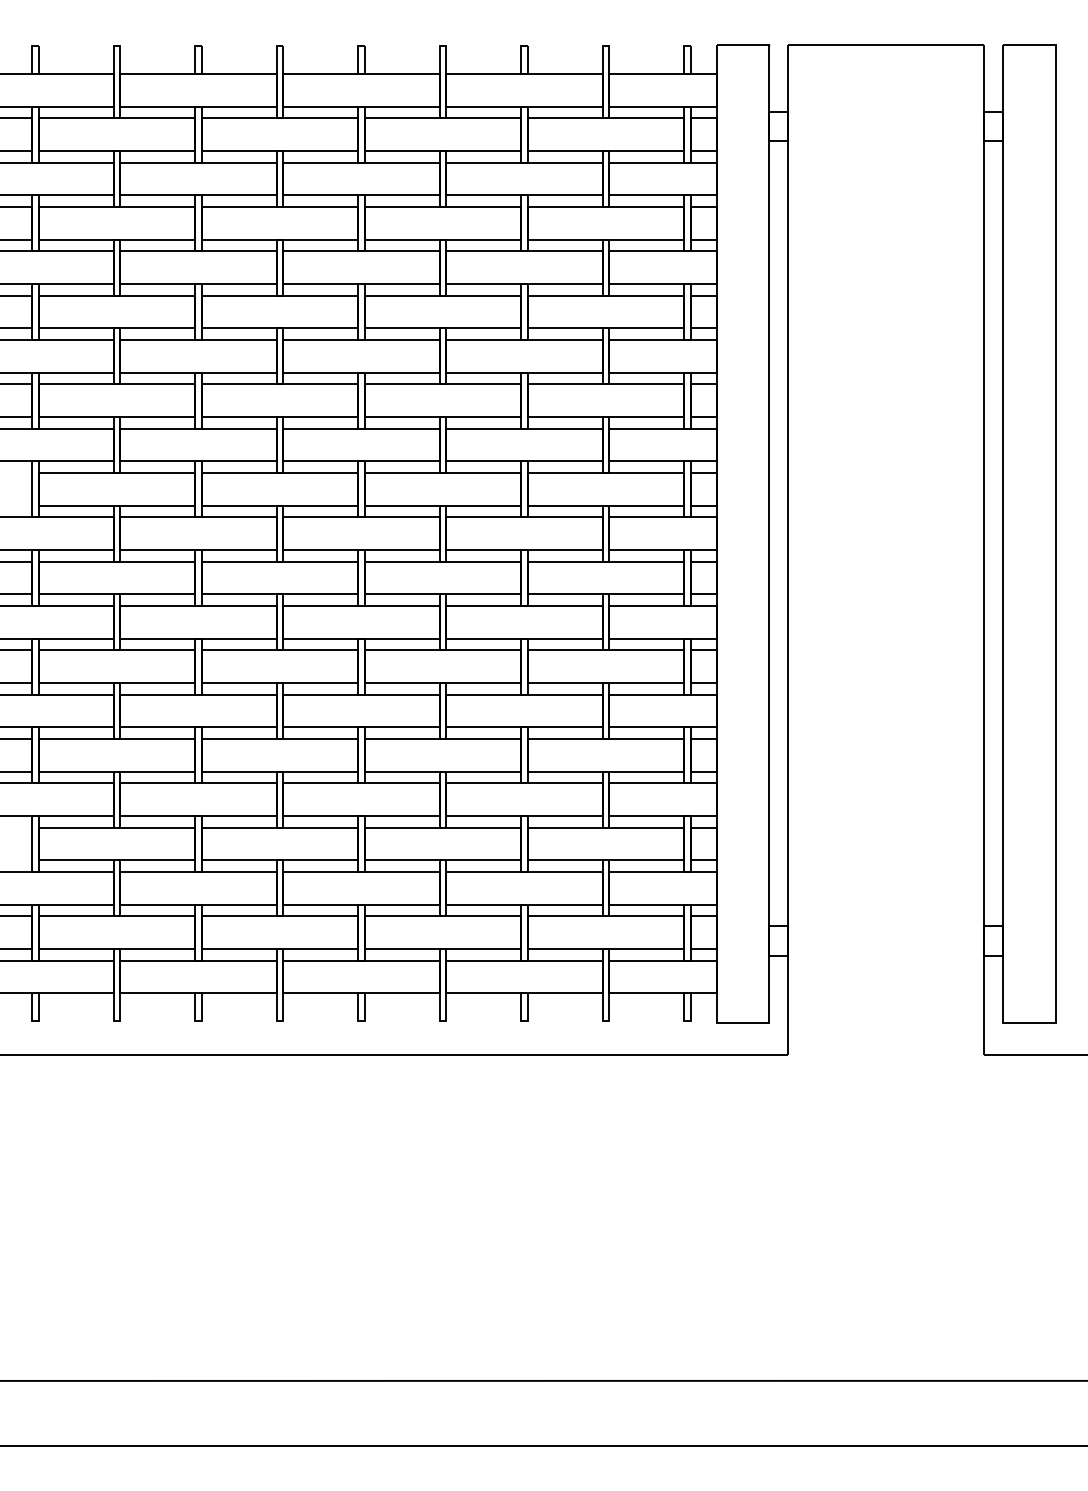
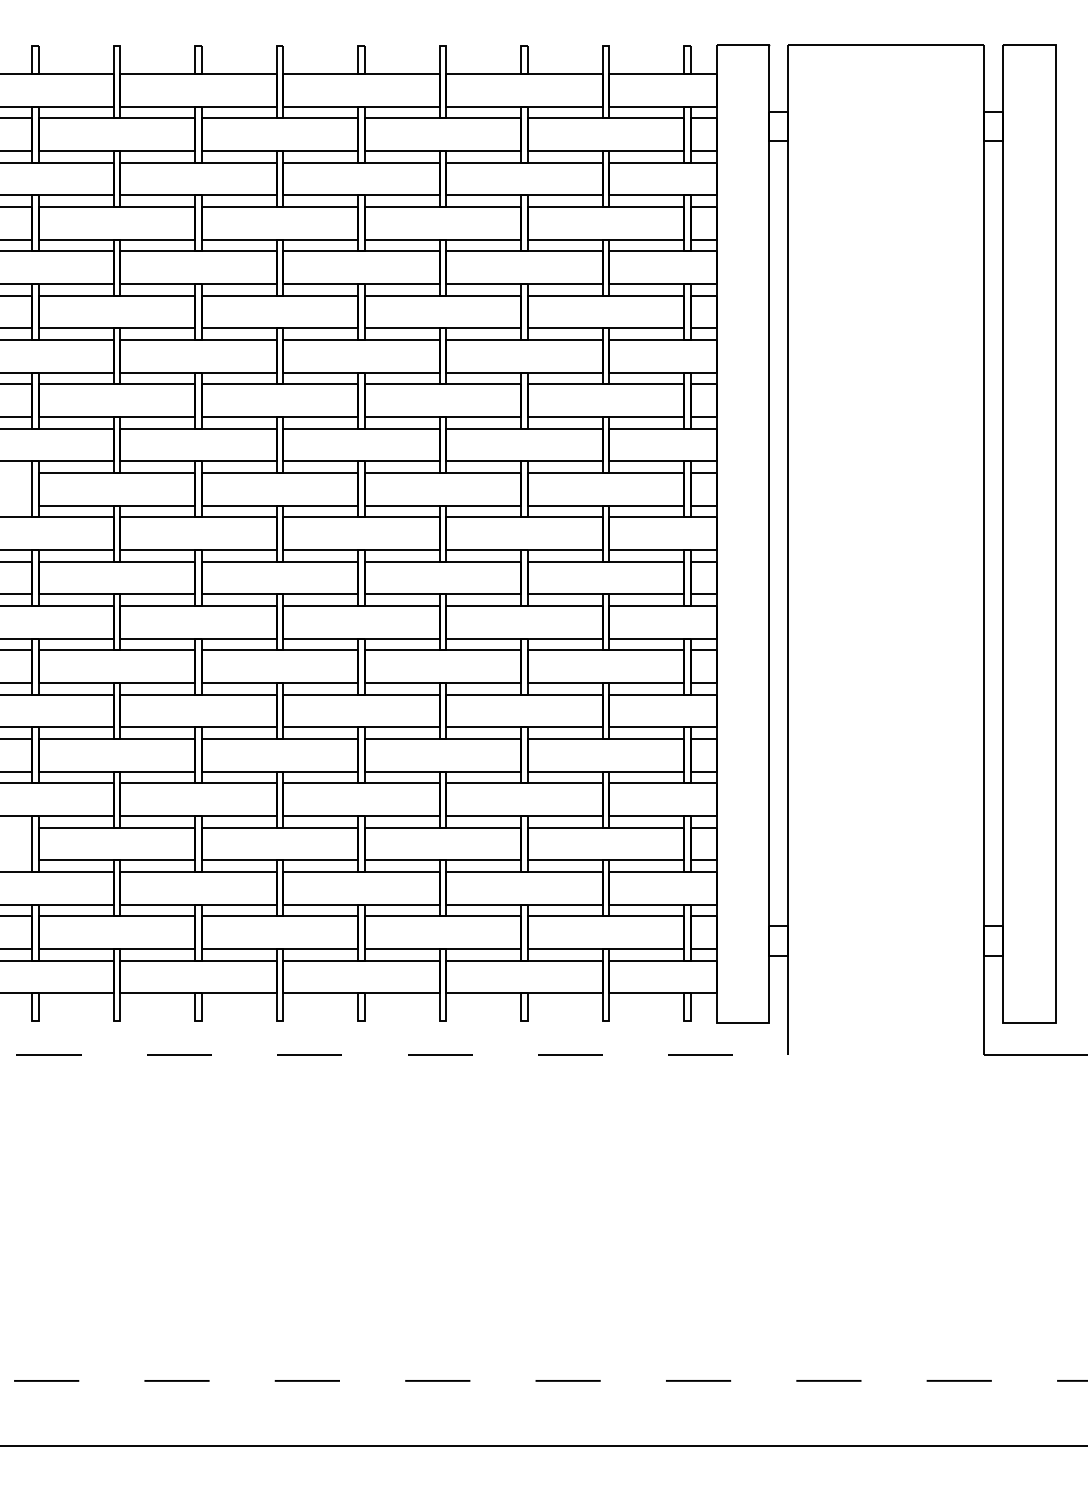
line: solid -> dashed (394, 1055)
line: solid -> dashed (544, 1380)
